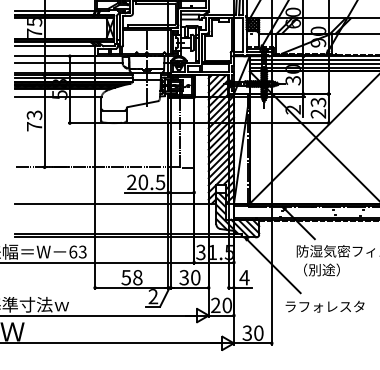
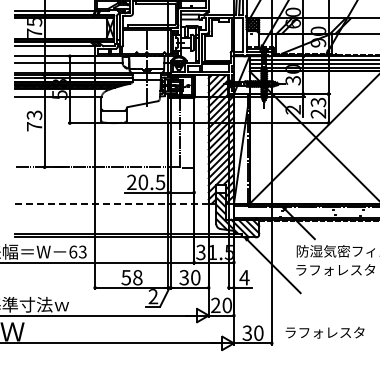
line: solid -> dashed (111, 203)
text: （別途） -> ラフォレスタ (335, 269)
text position: (324, 306) -> (324, 332) (324, 332)
